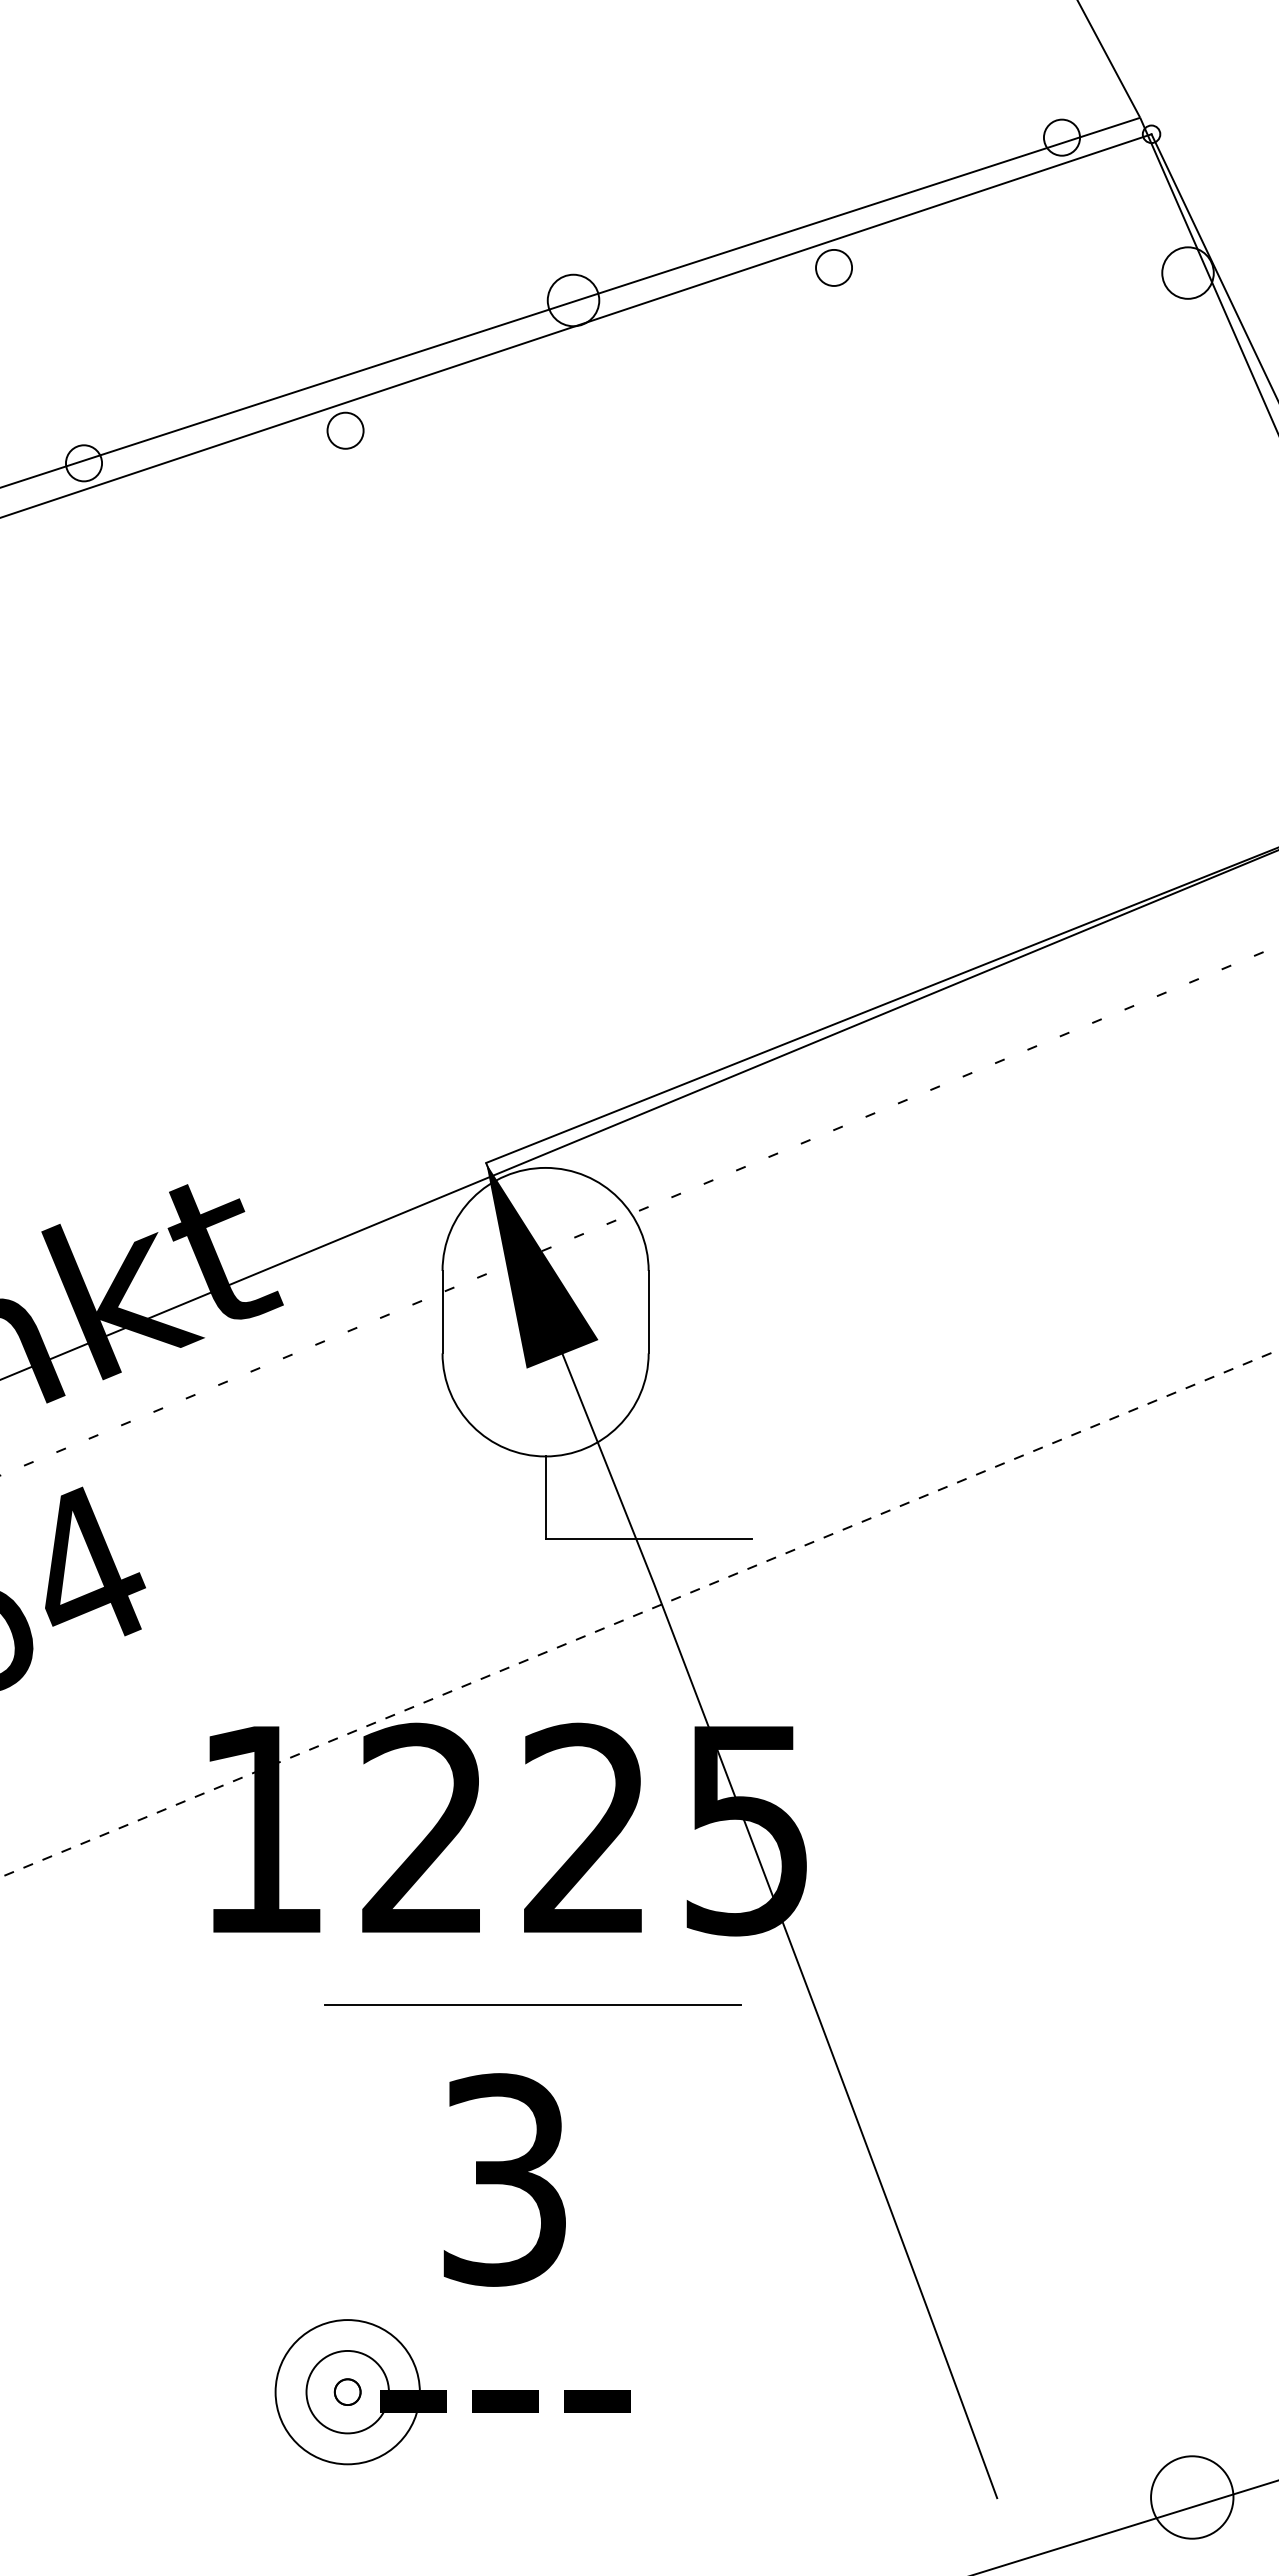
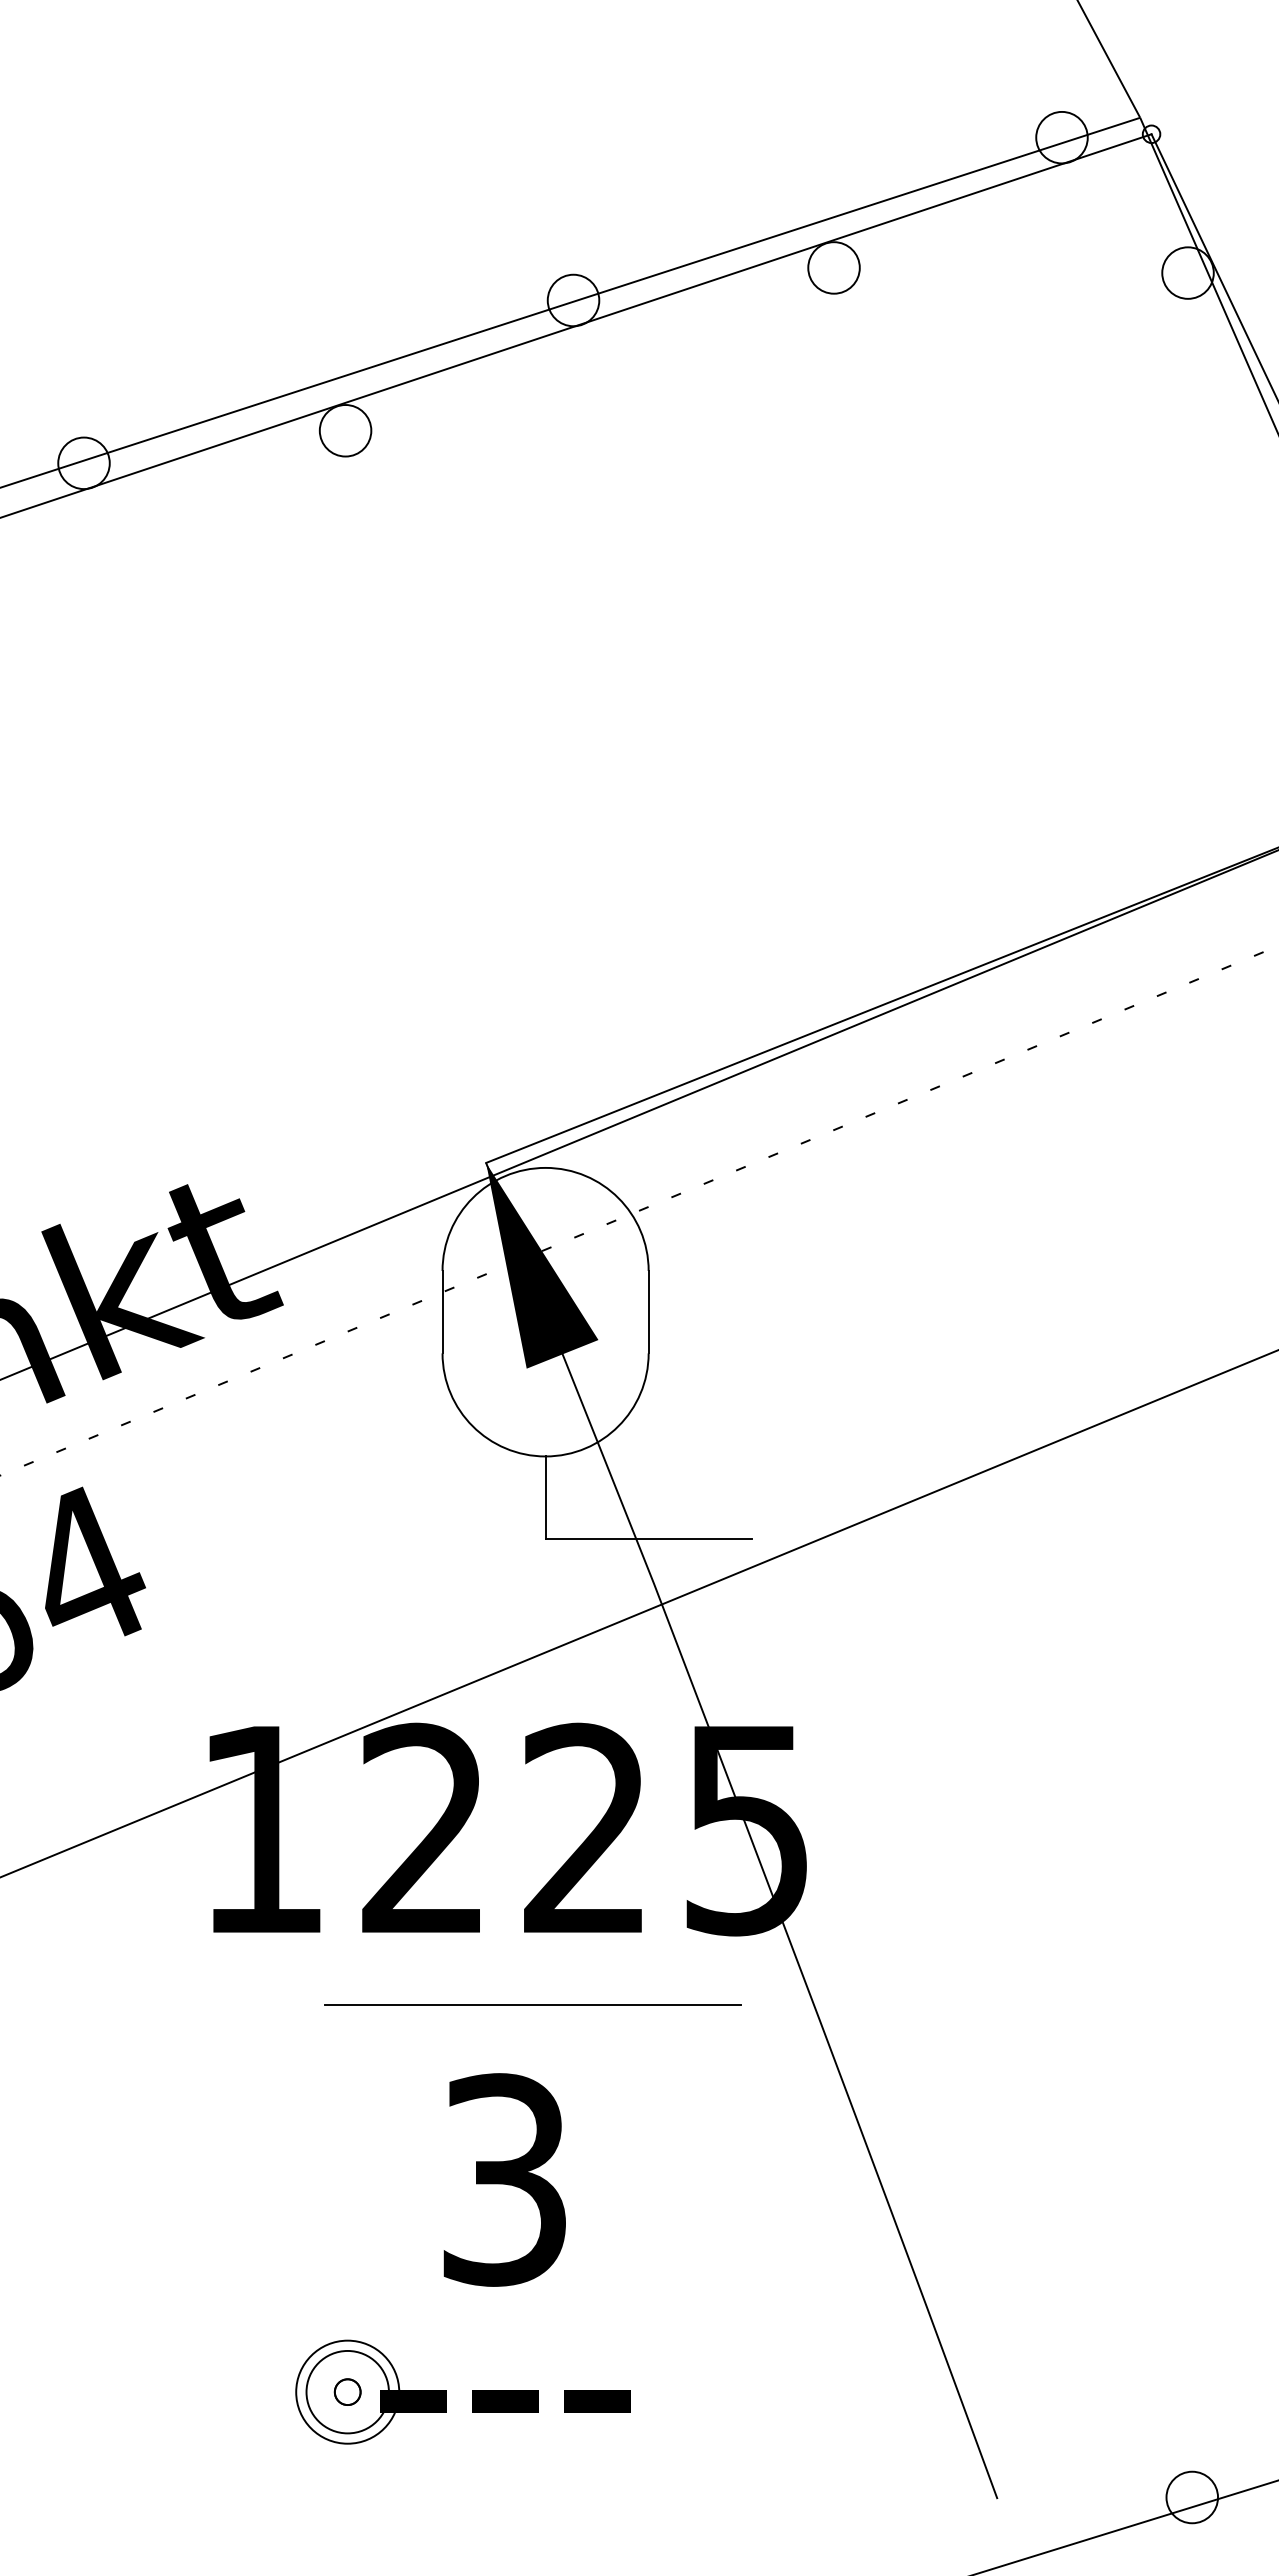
circle diameter: 36 px -> 52 px (1061, 137)
circle diameter: 36 px -> 52 px (833, 267)
circle diameter: 36 px -> 52 px (345, 430)
circle diameter: 36 px -> 52 px (83, 463)
line: dashed -> solid (639, 1613)
circle diameter: 144 px -> 103 px (347, 2391)
circle diameter: 82 px -> 52 px (1192, 2497)
